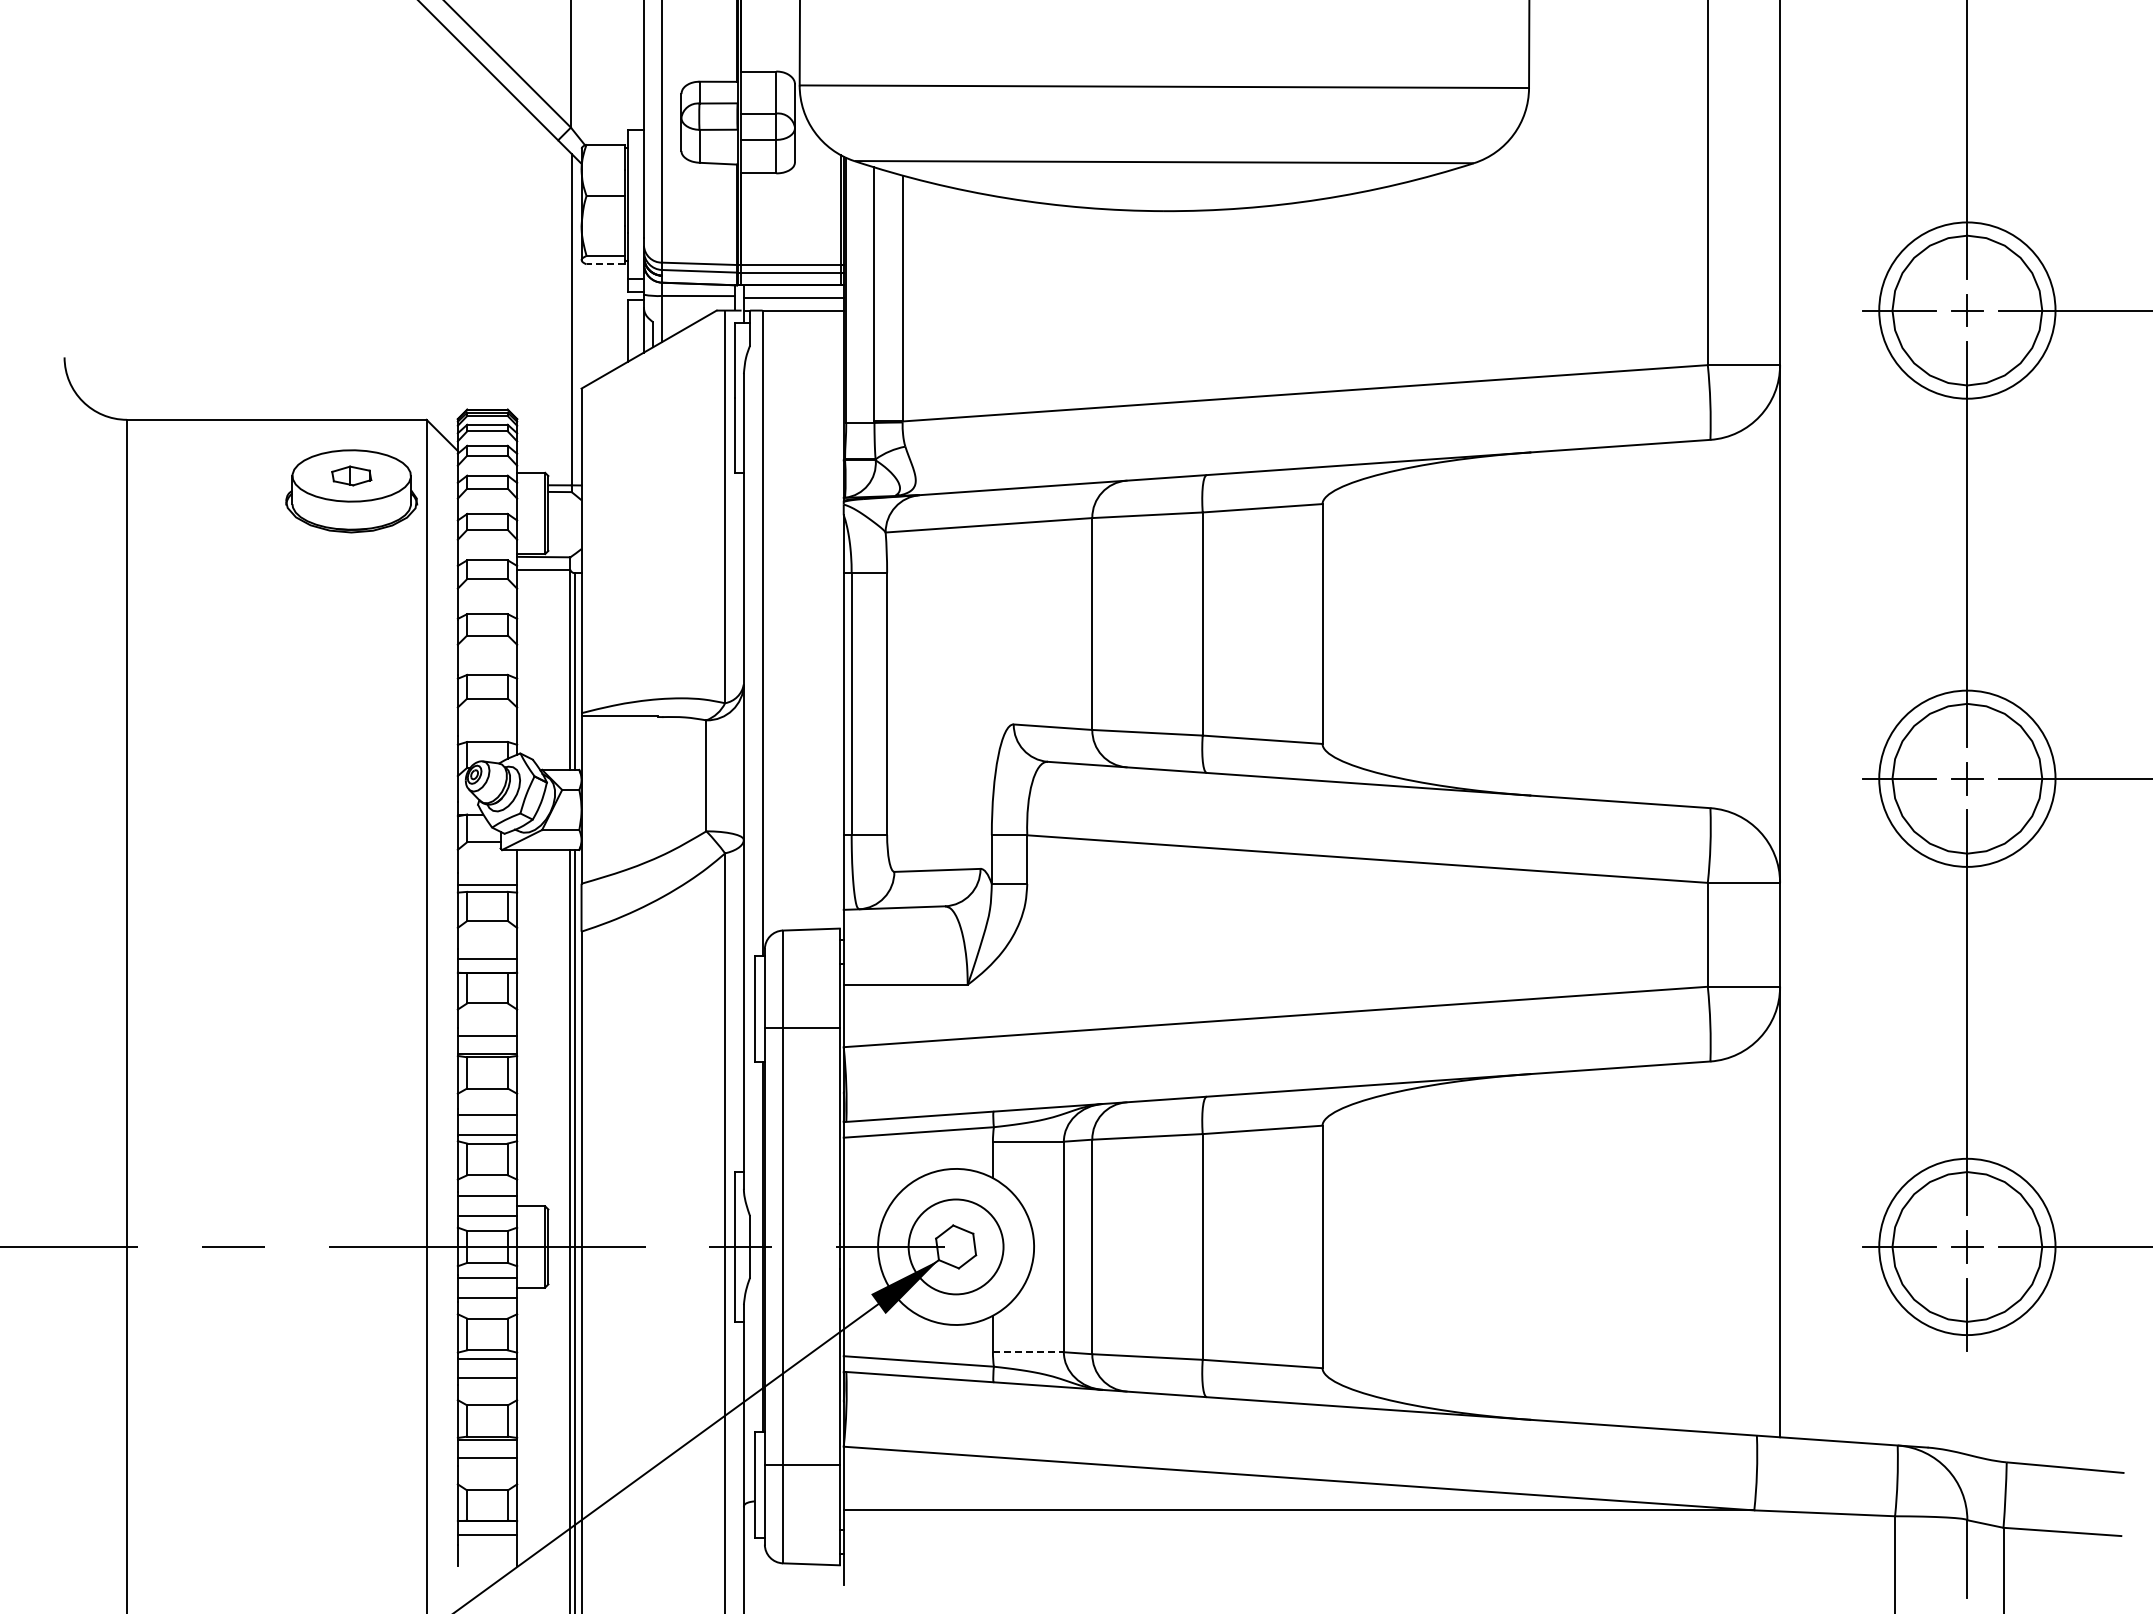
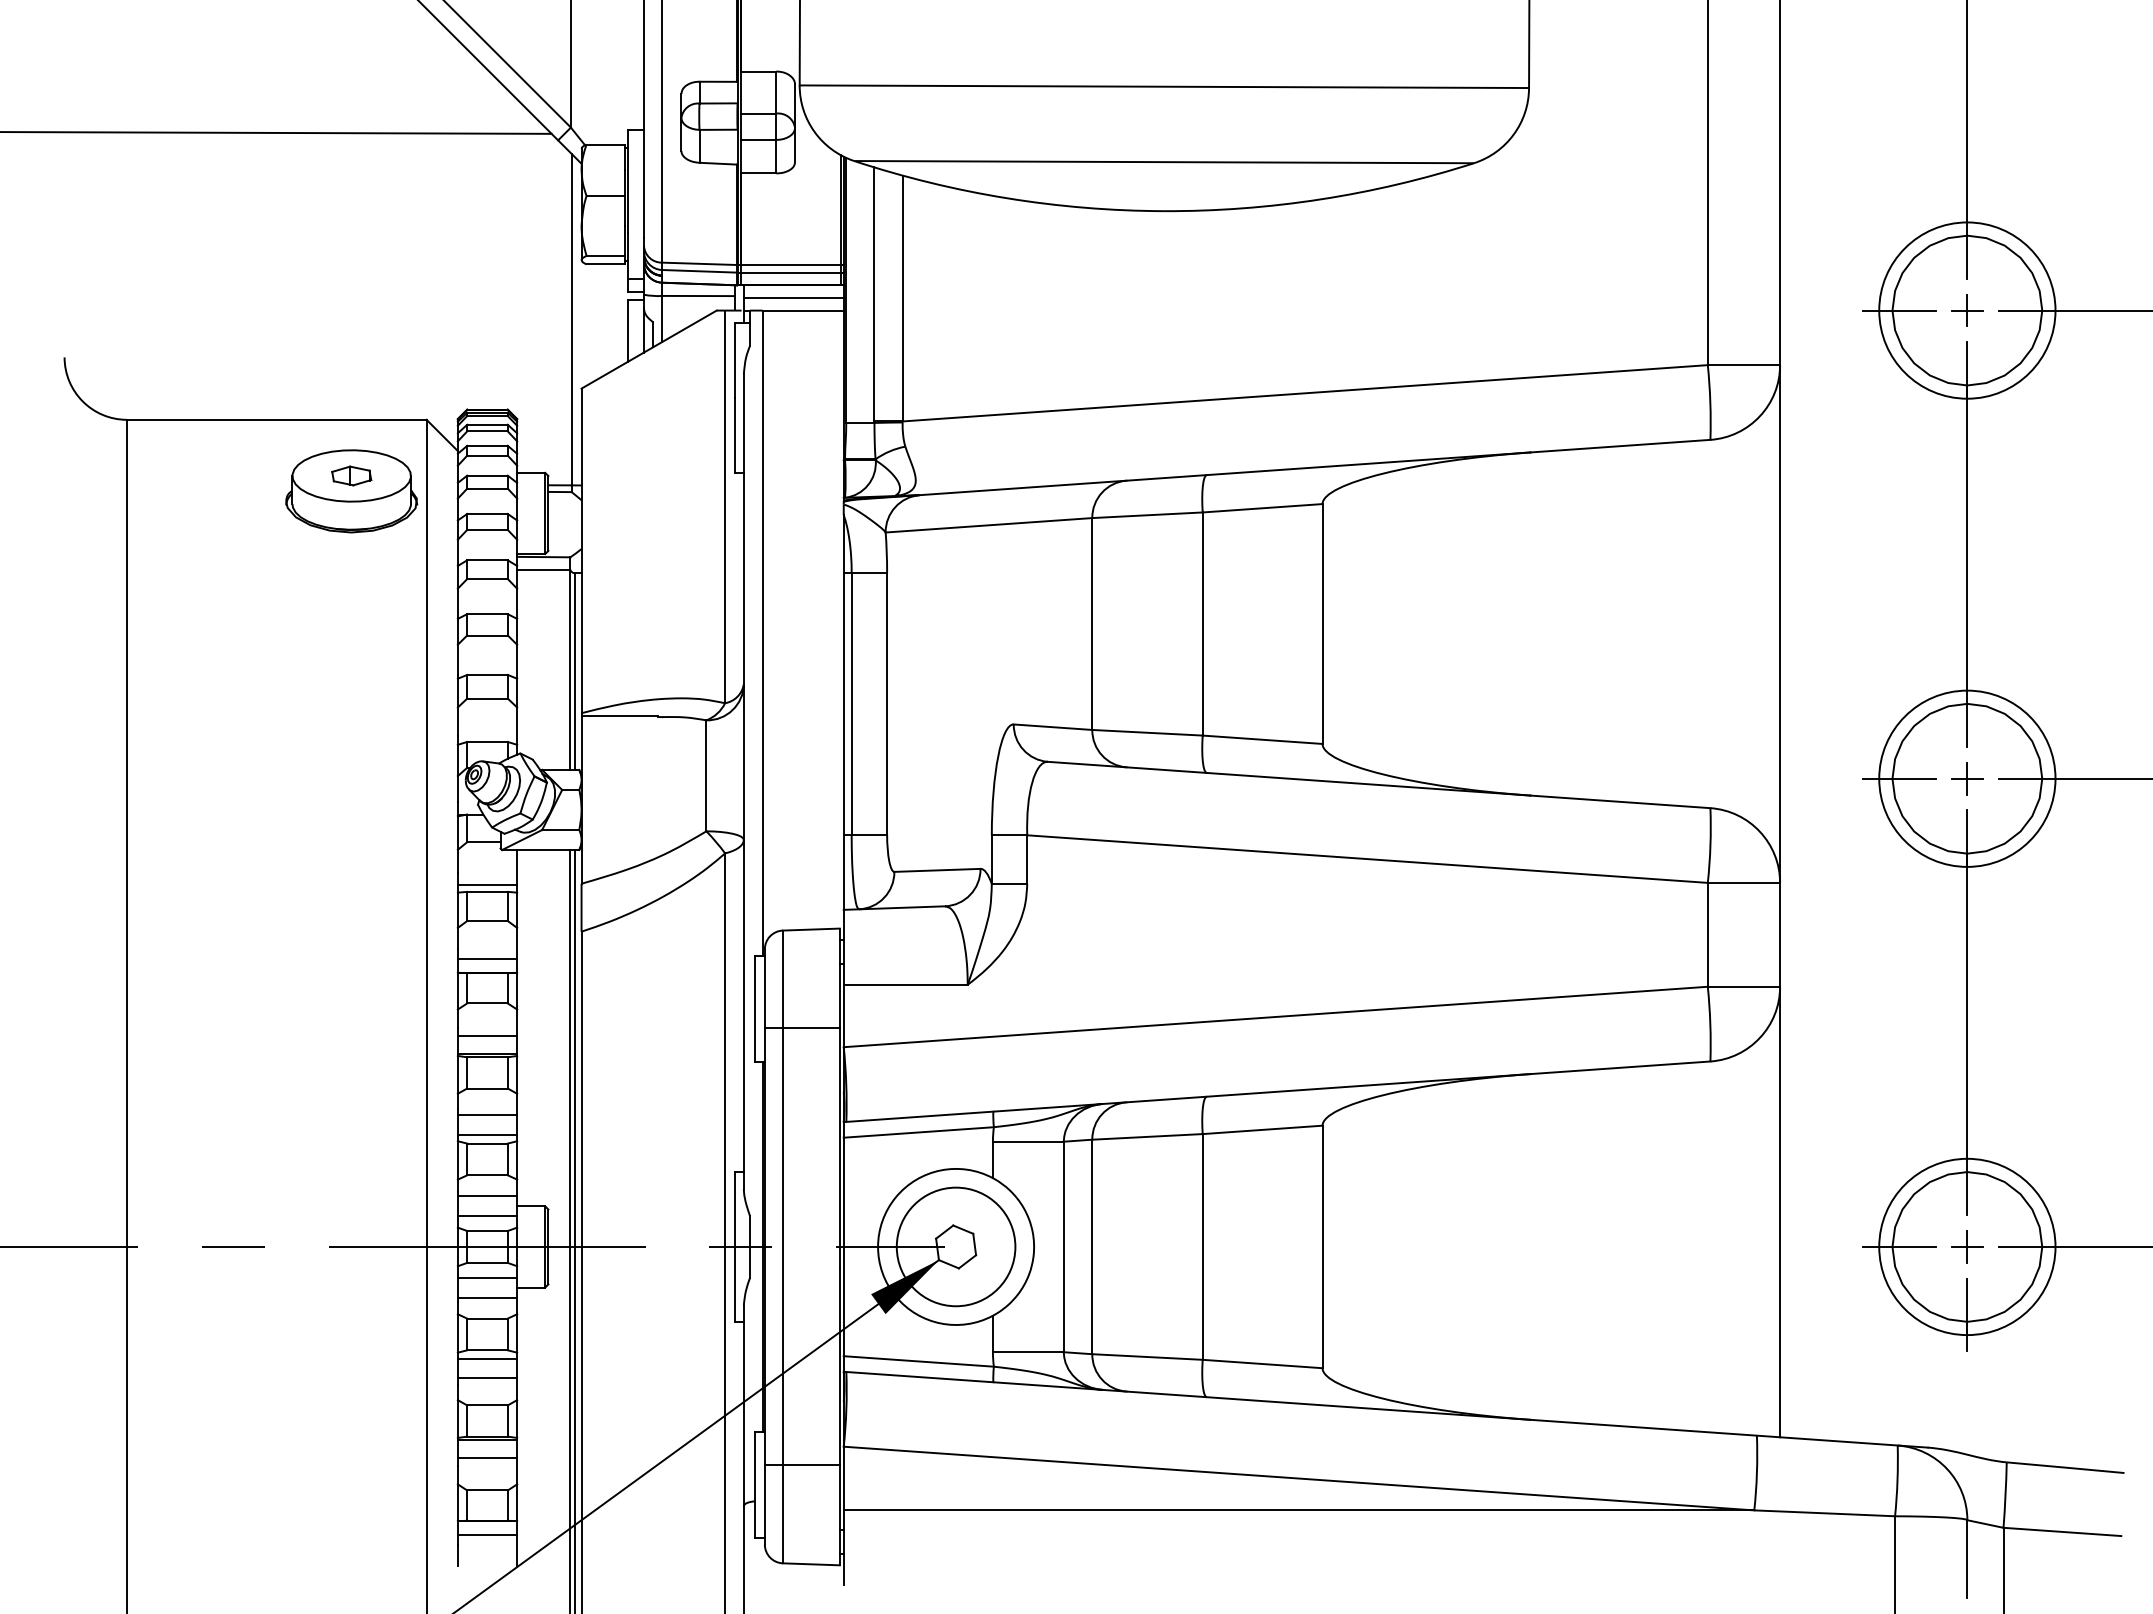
line: none -> present (276, 132)
line: dashed -> solid (605, 264)
circle diameter: 95 px -> 119 px (955, 1246)
line: dashed -> solid (1028, 1352)
